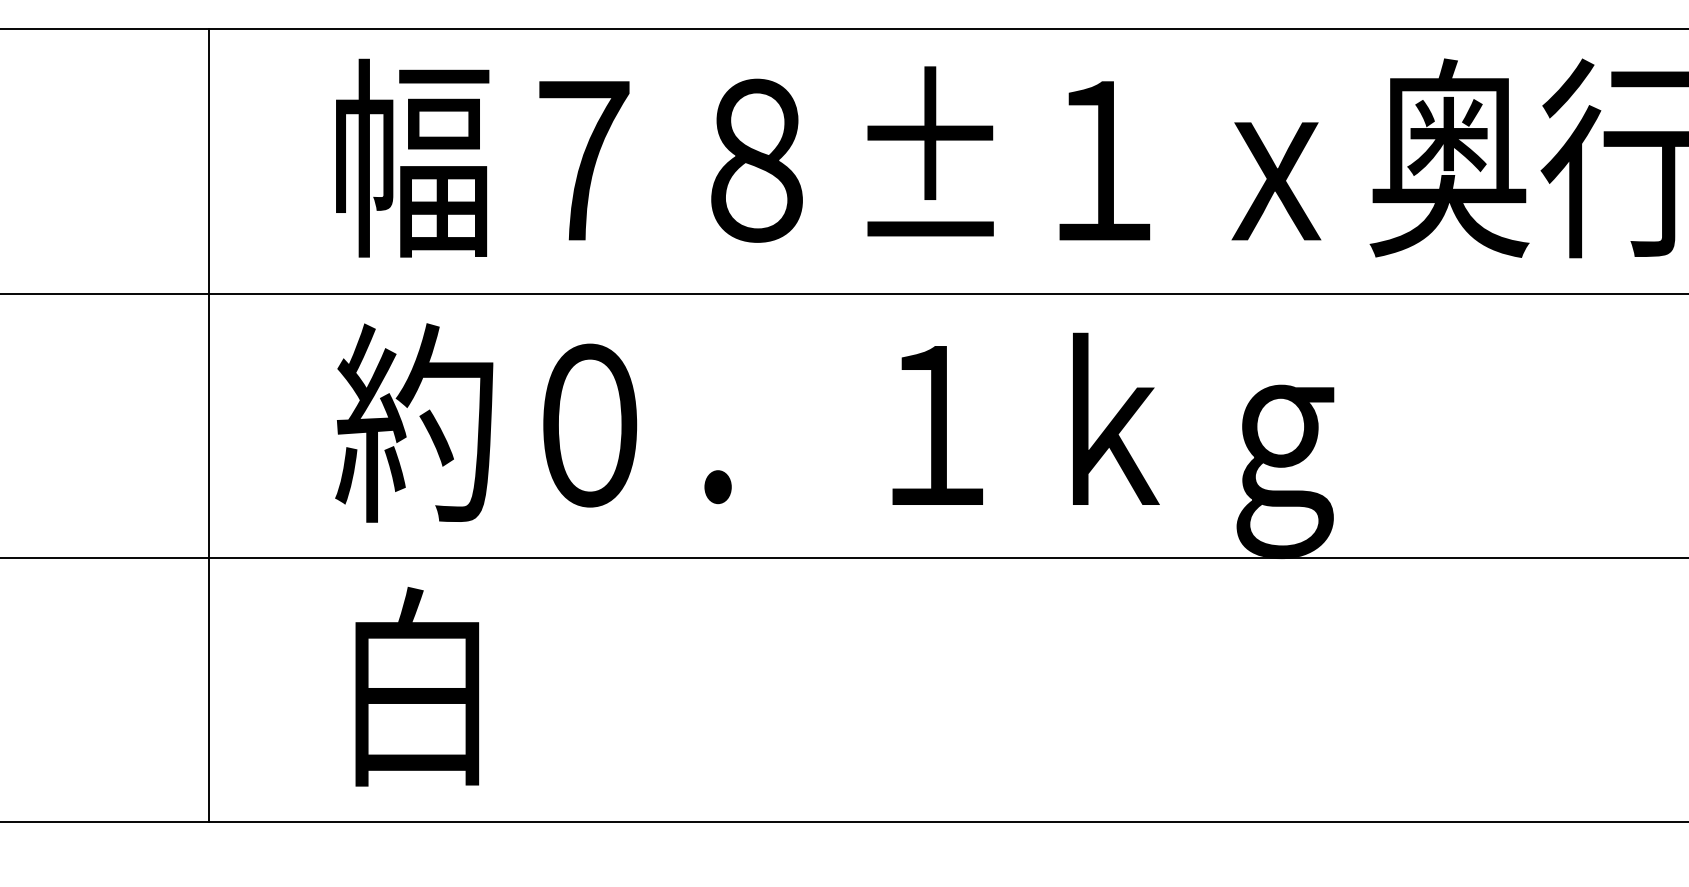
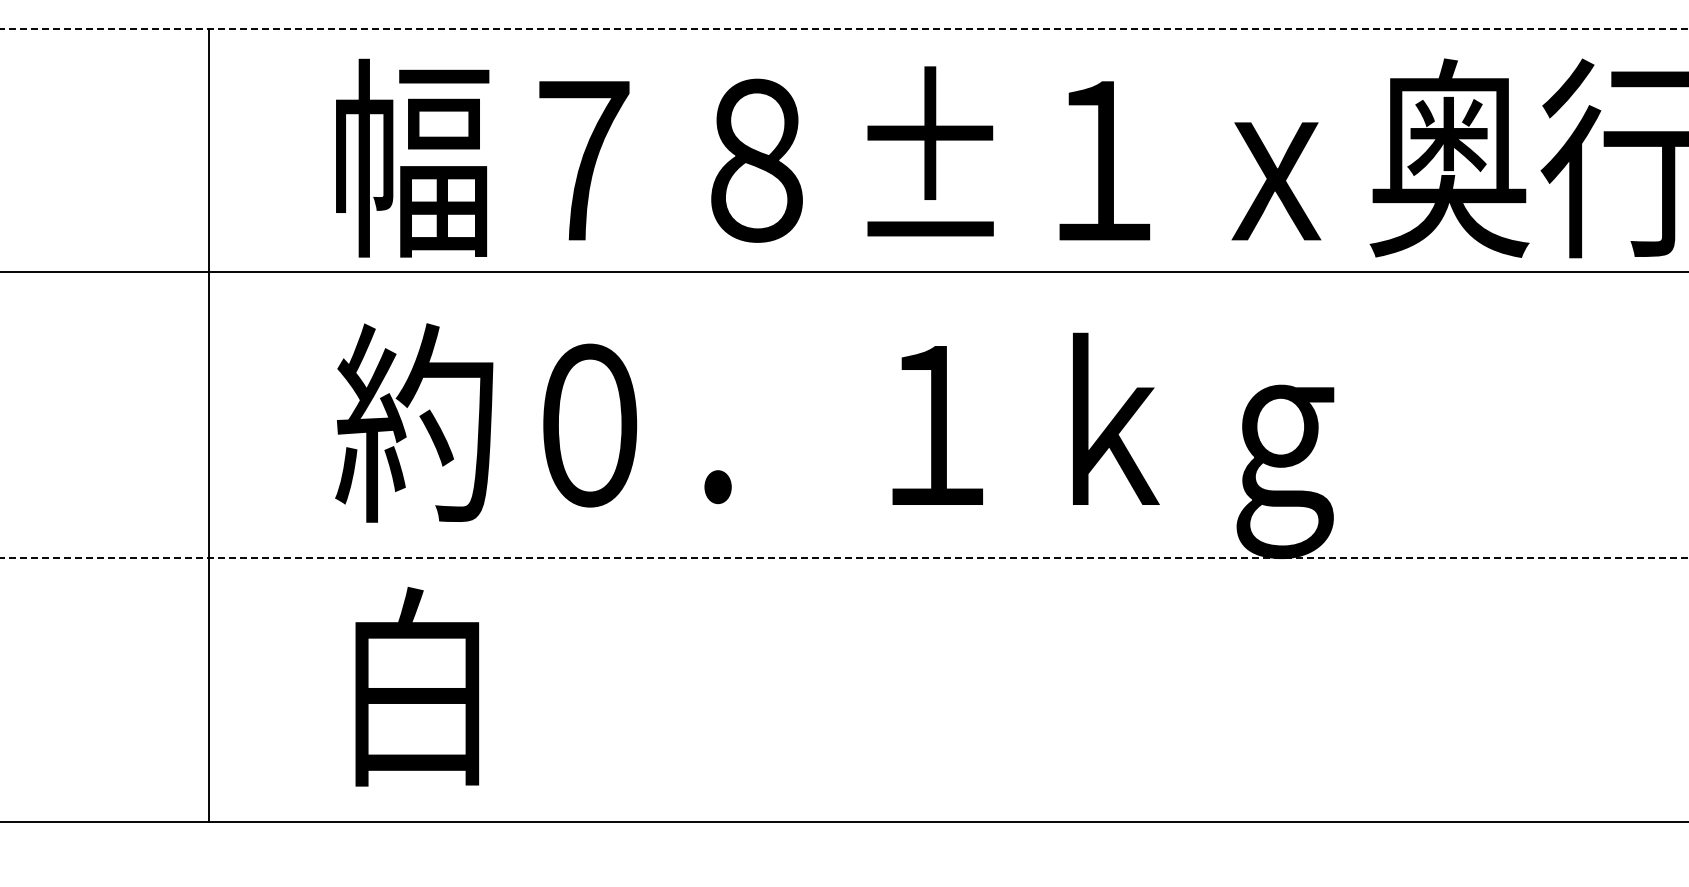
line: solid -> dashed (844, 29)
line position: (843, 293) -> (843, 271) (843, 271)
line: solid -> dashed (844, 557)
